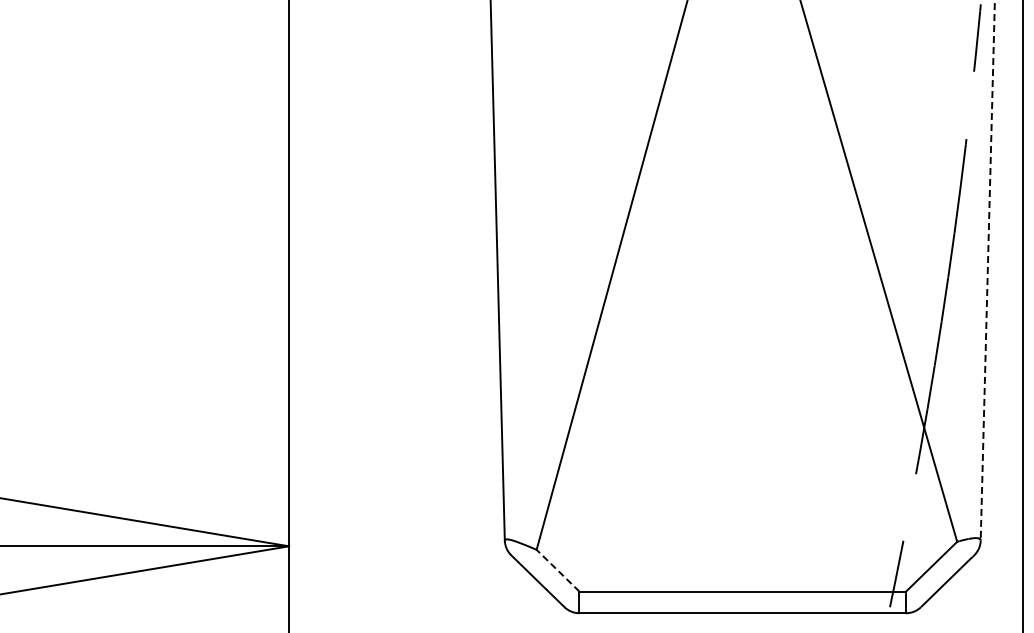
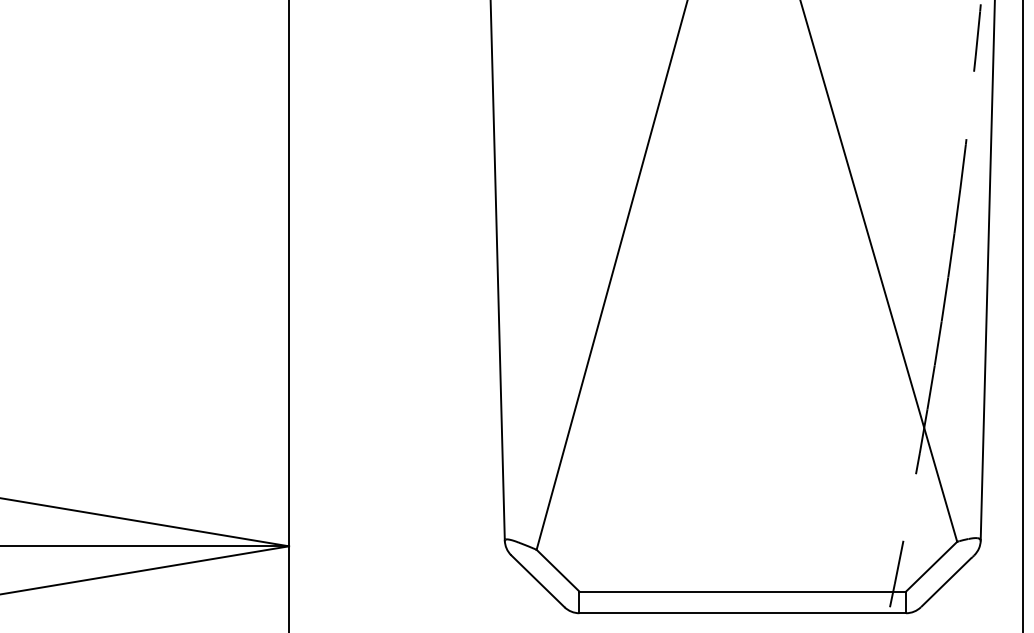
line: dashed -> solid (987, 270)
line: dashed -> solid (558, 570)
